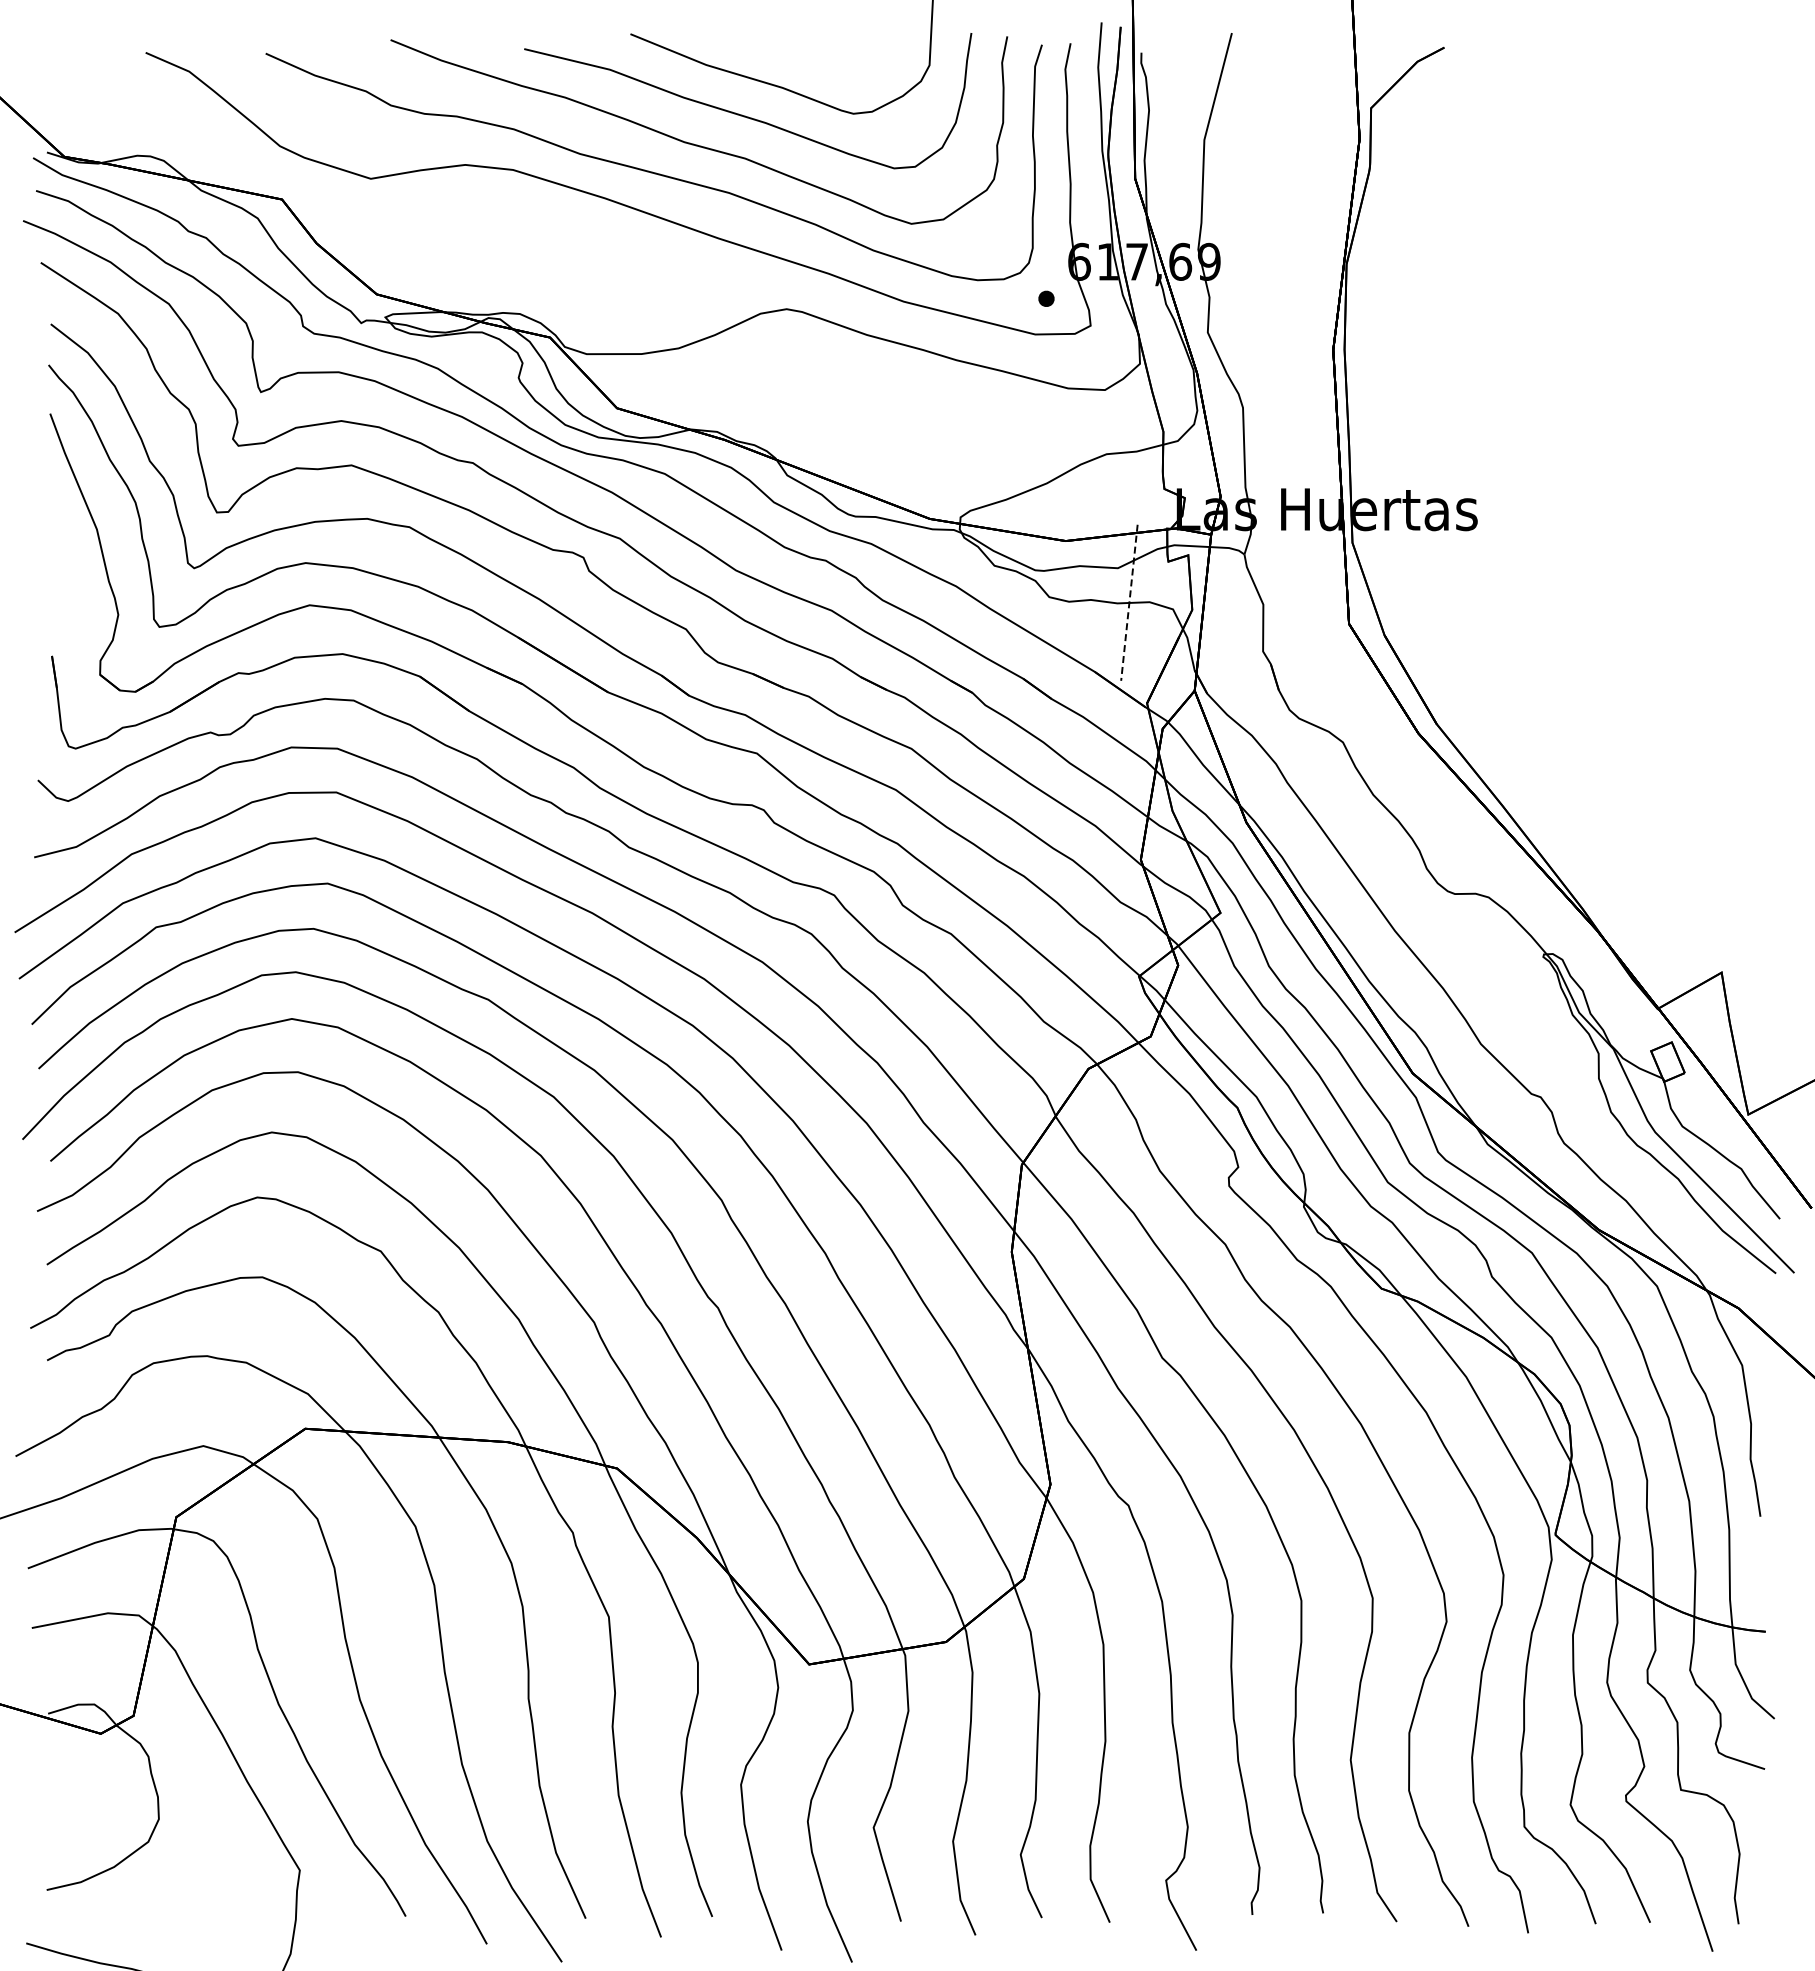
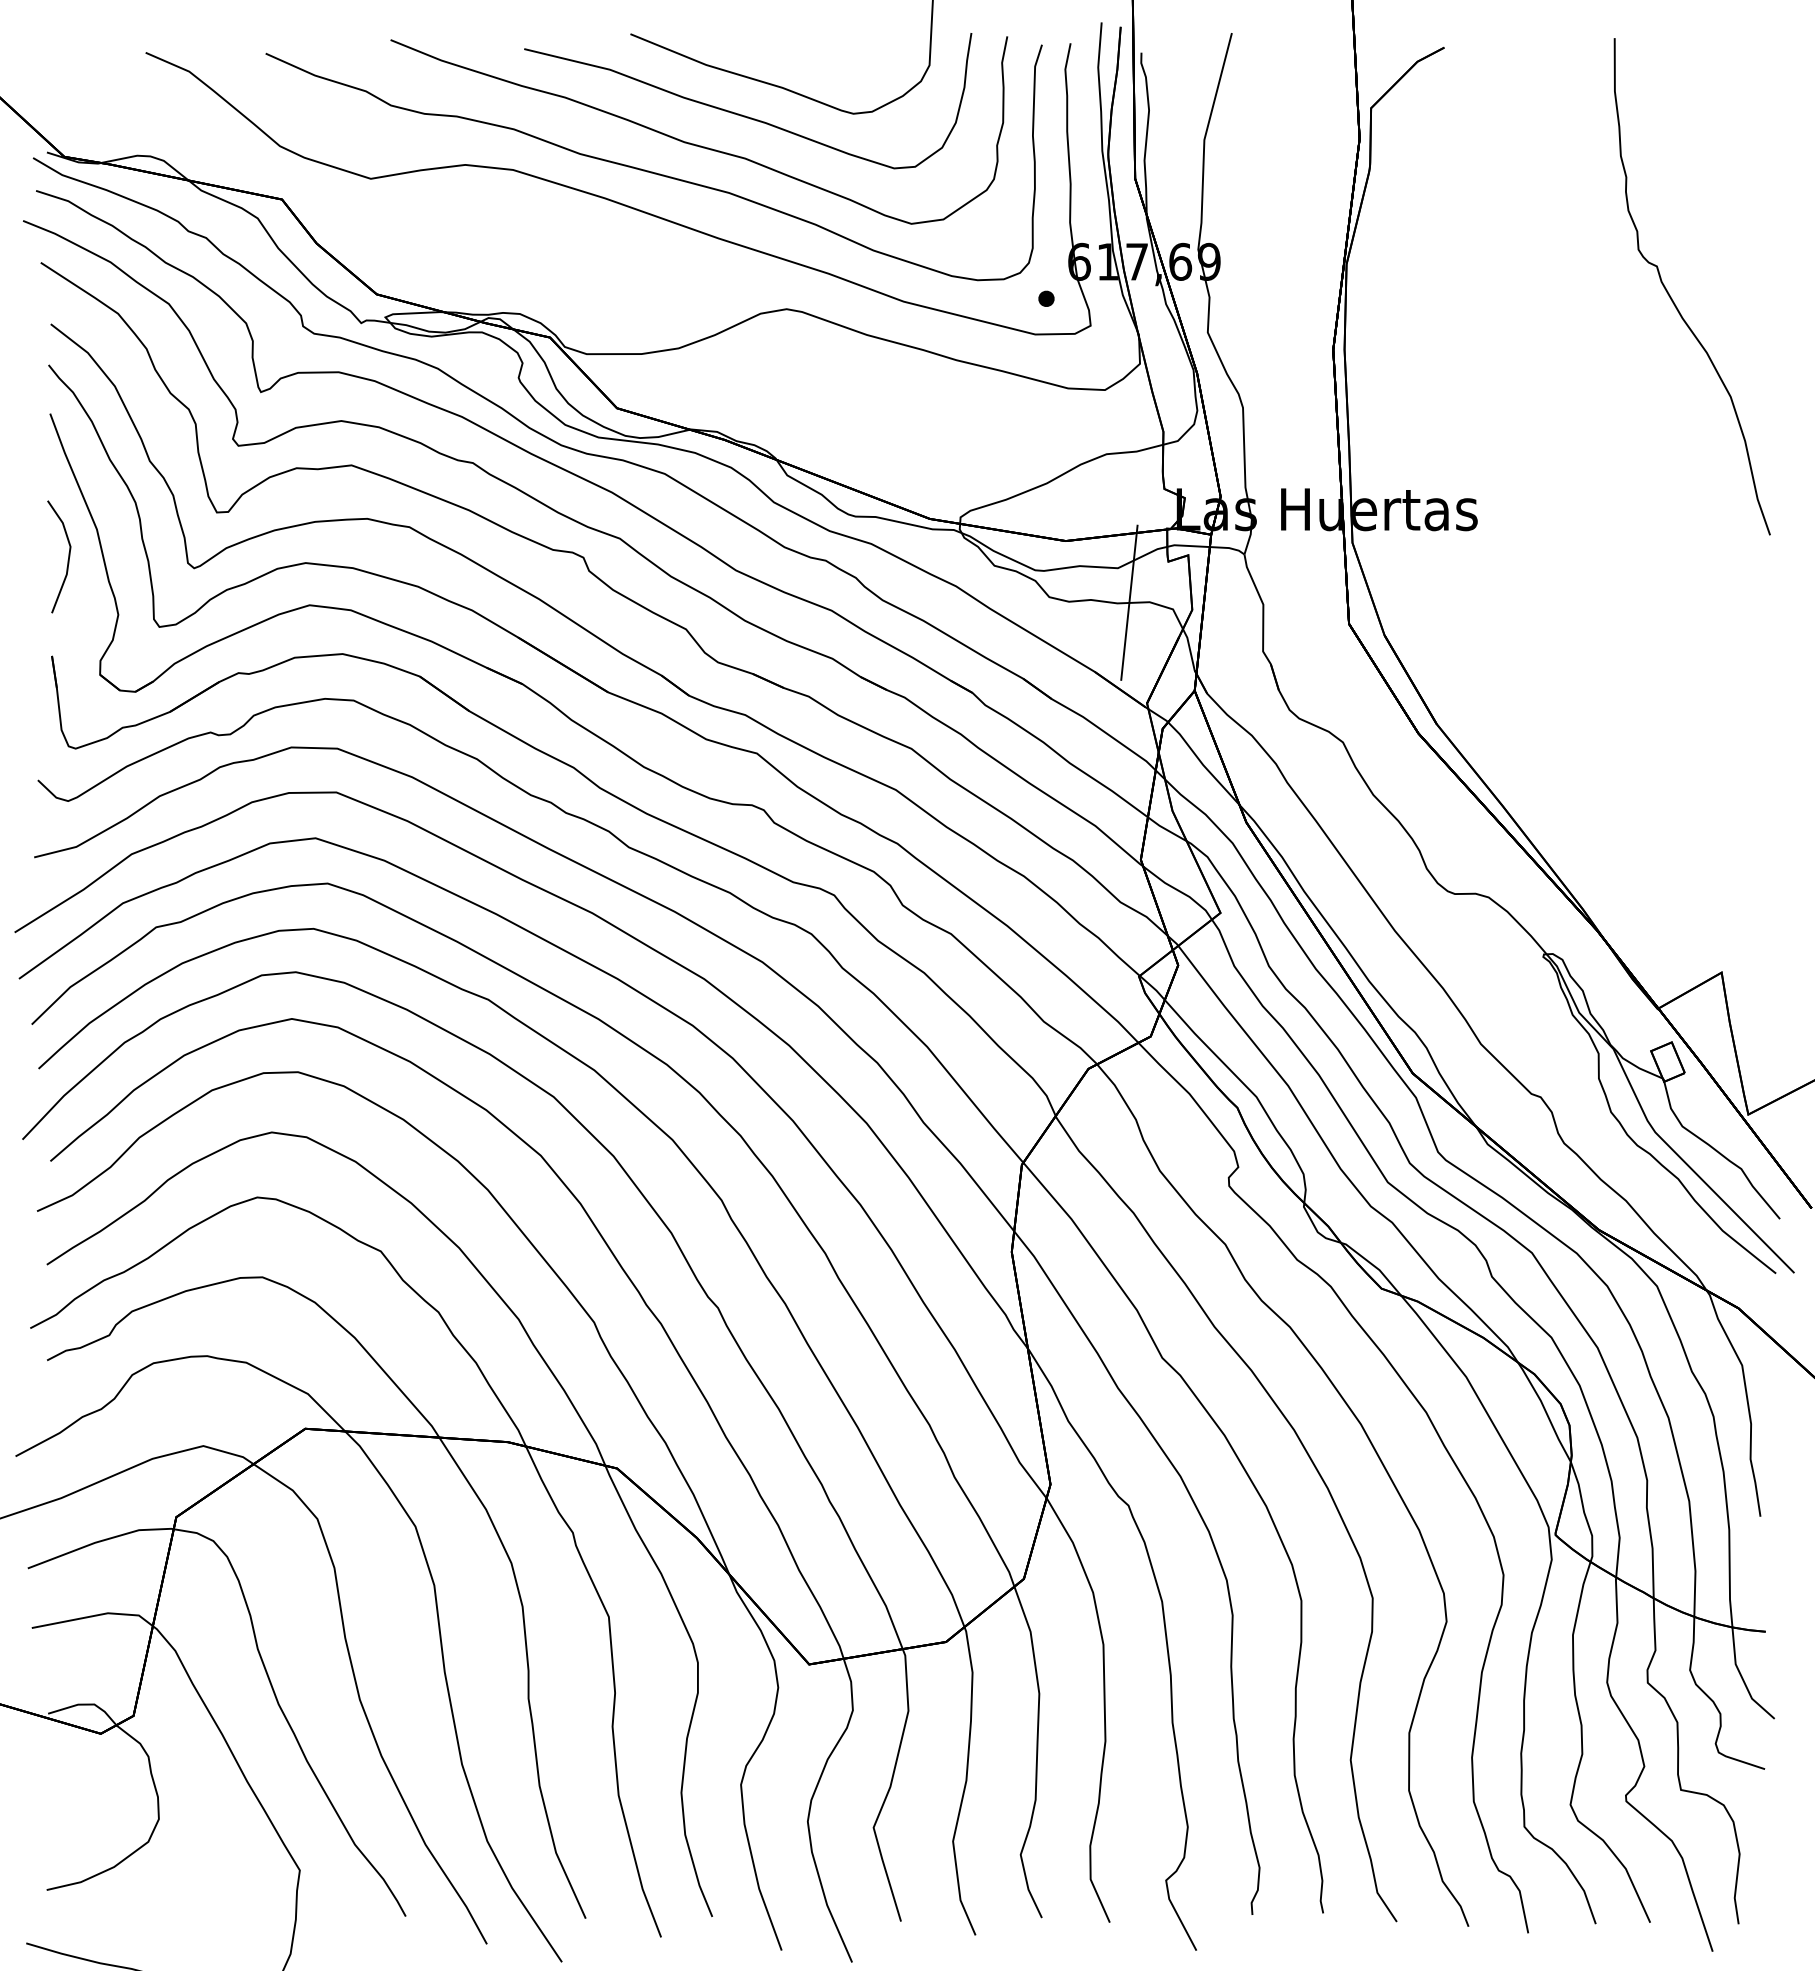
curve: none -> present (1672, 298)
line: none -> present (67, 560)
line: dashed -> solid (1129, 603)
